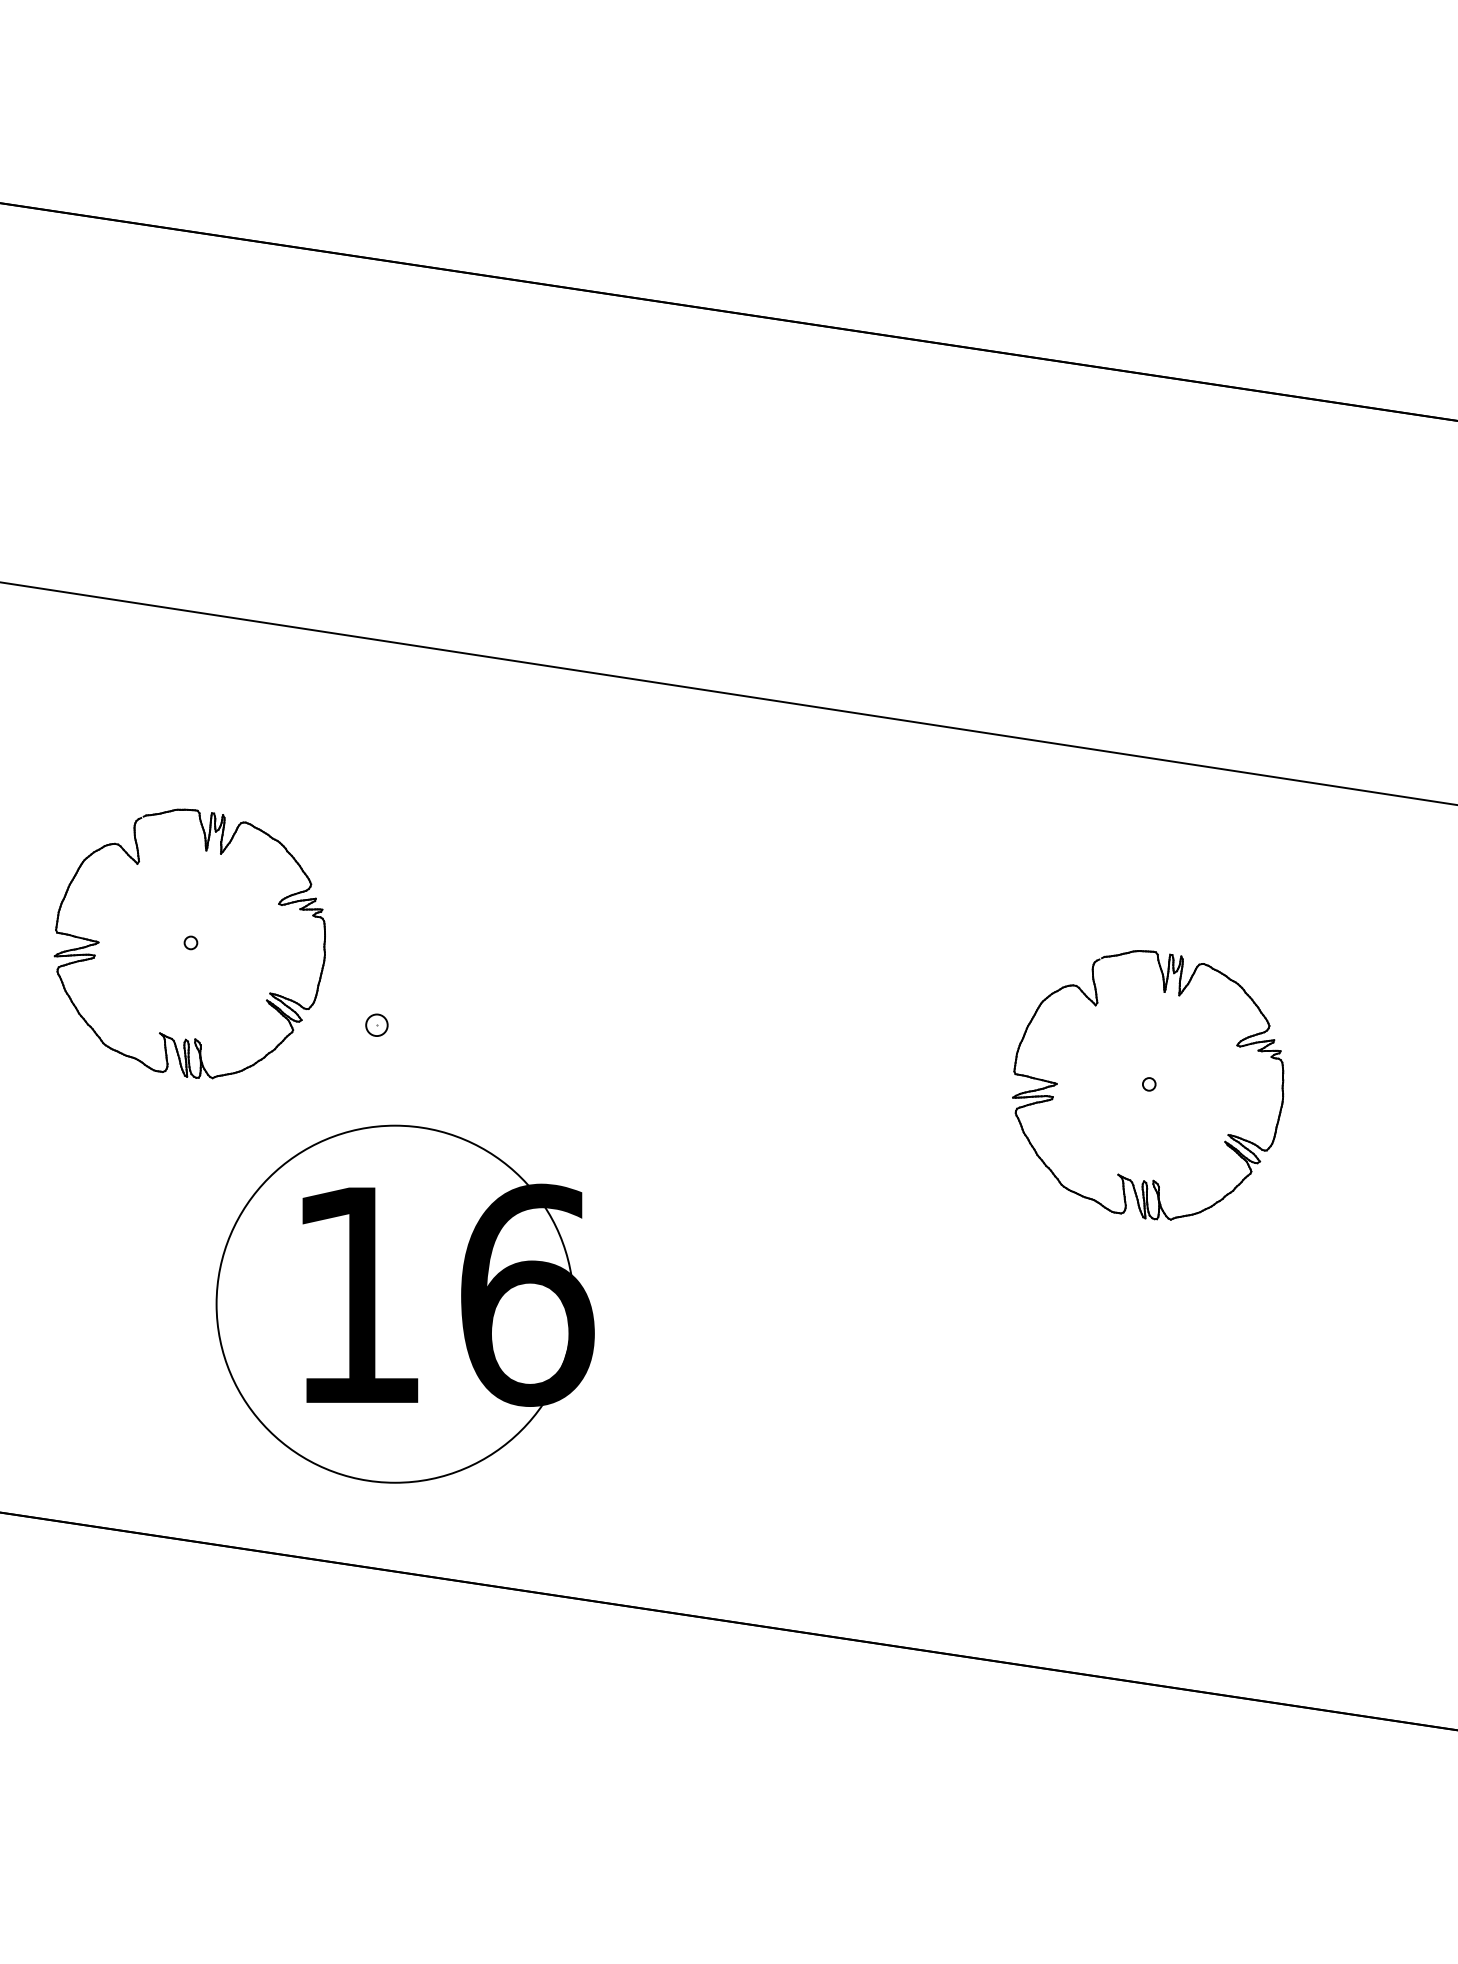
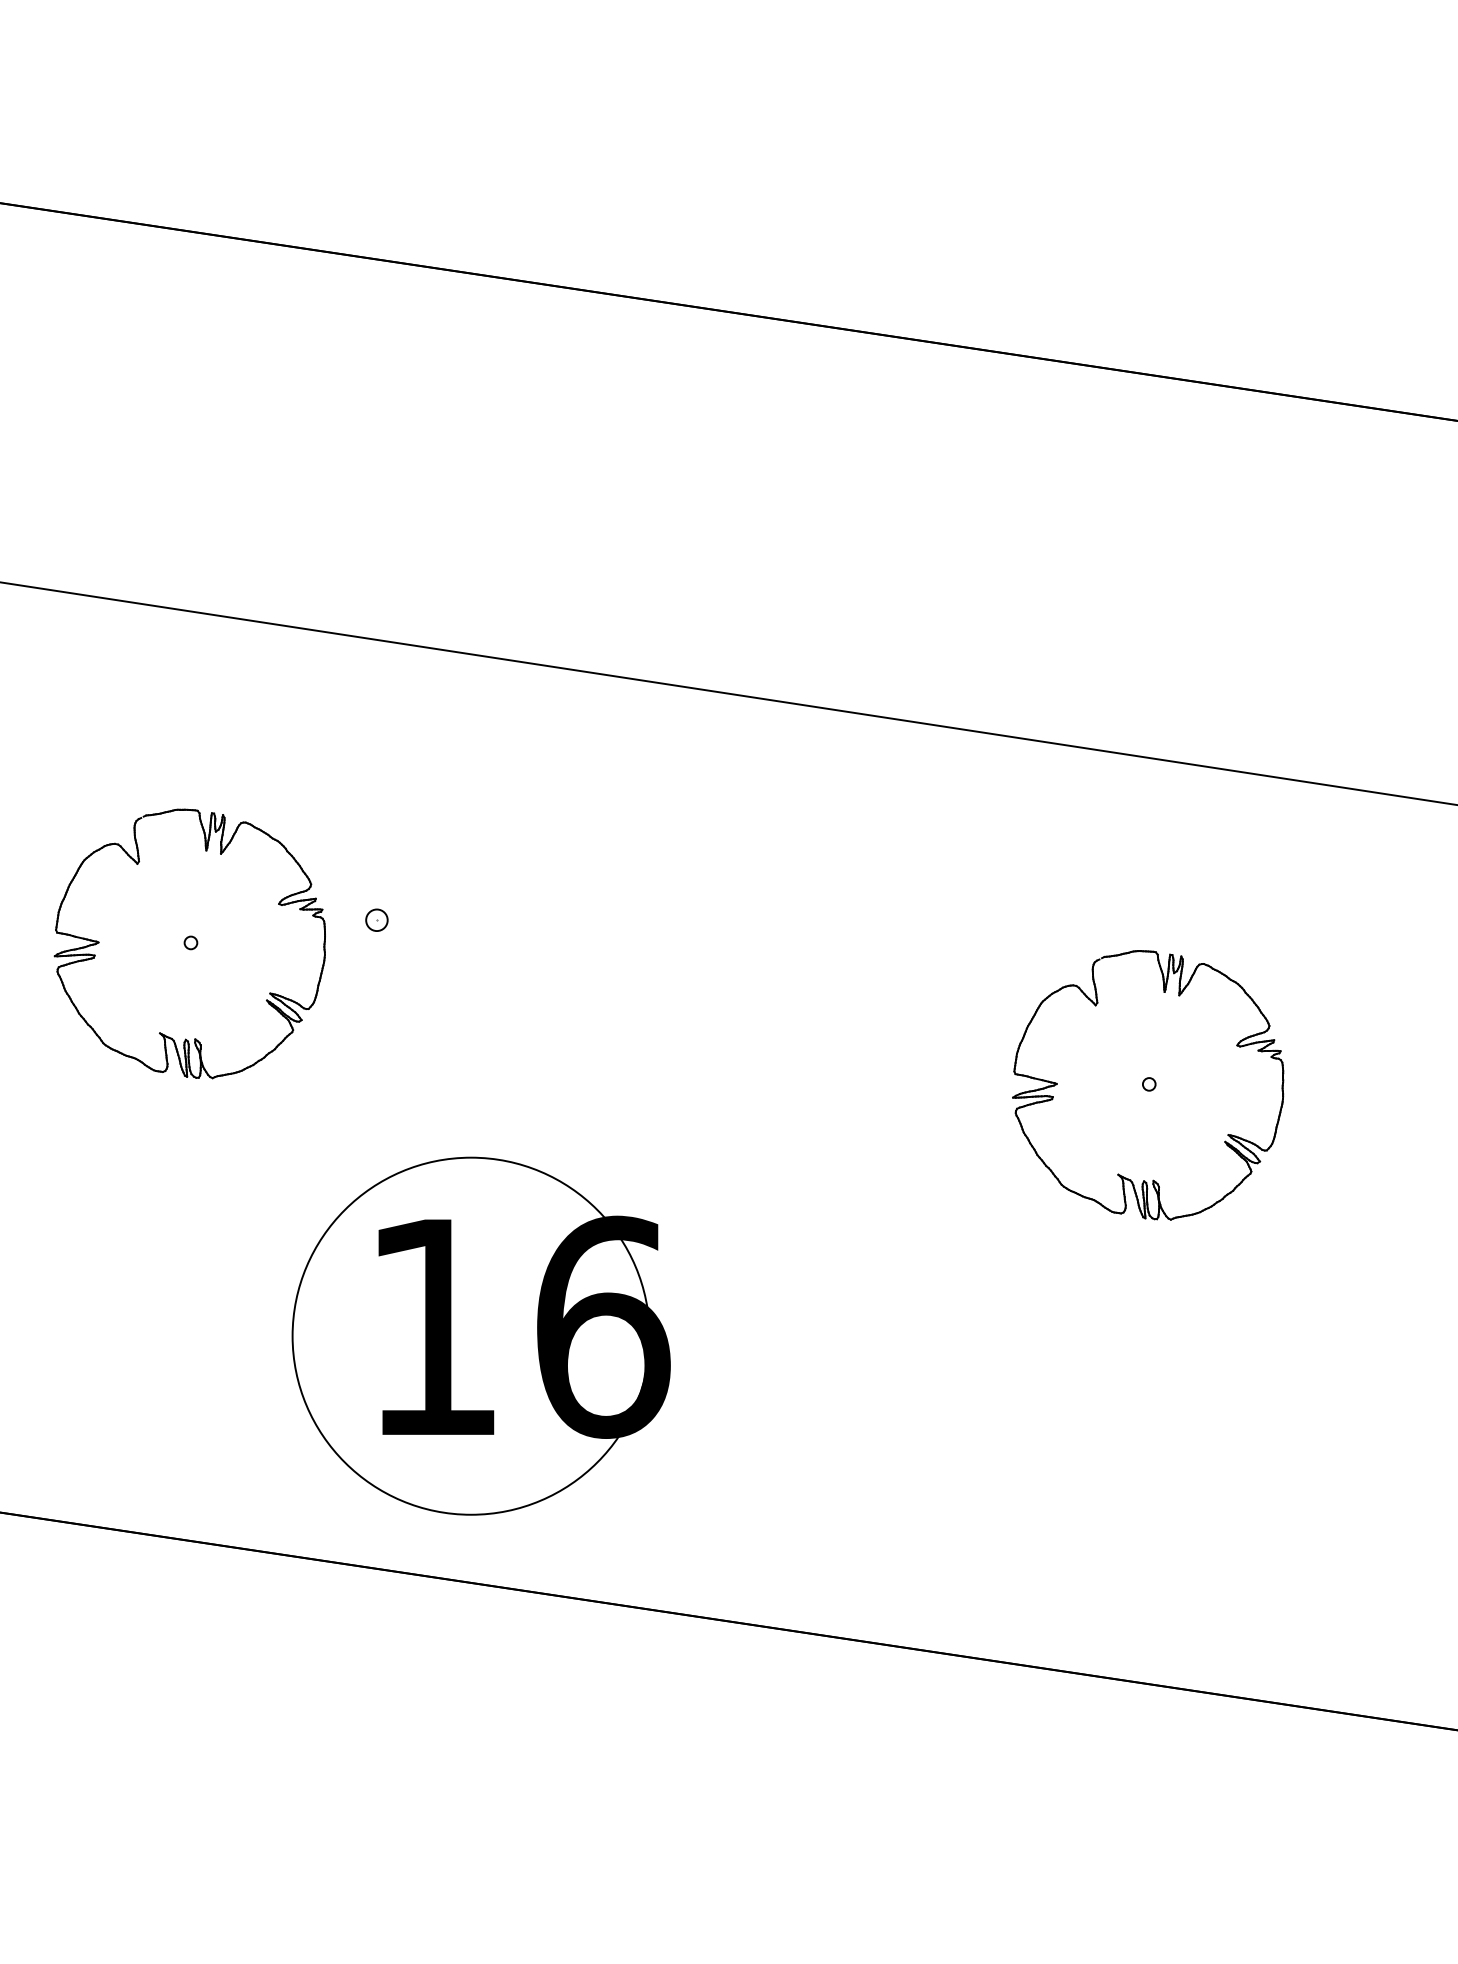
part position: (376, 1024) -> (376, 919) (376, 919)
part position: (404, 1303) -> (480, 1335) (480, 1335)
